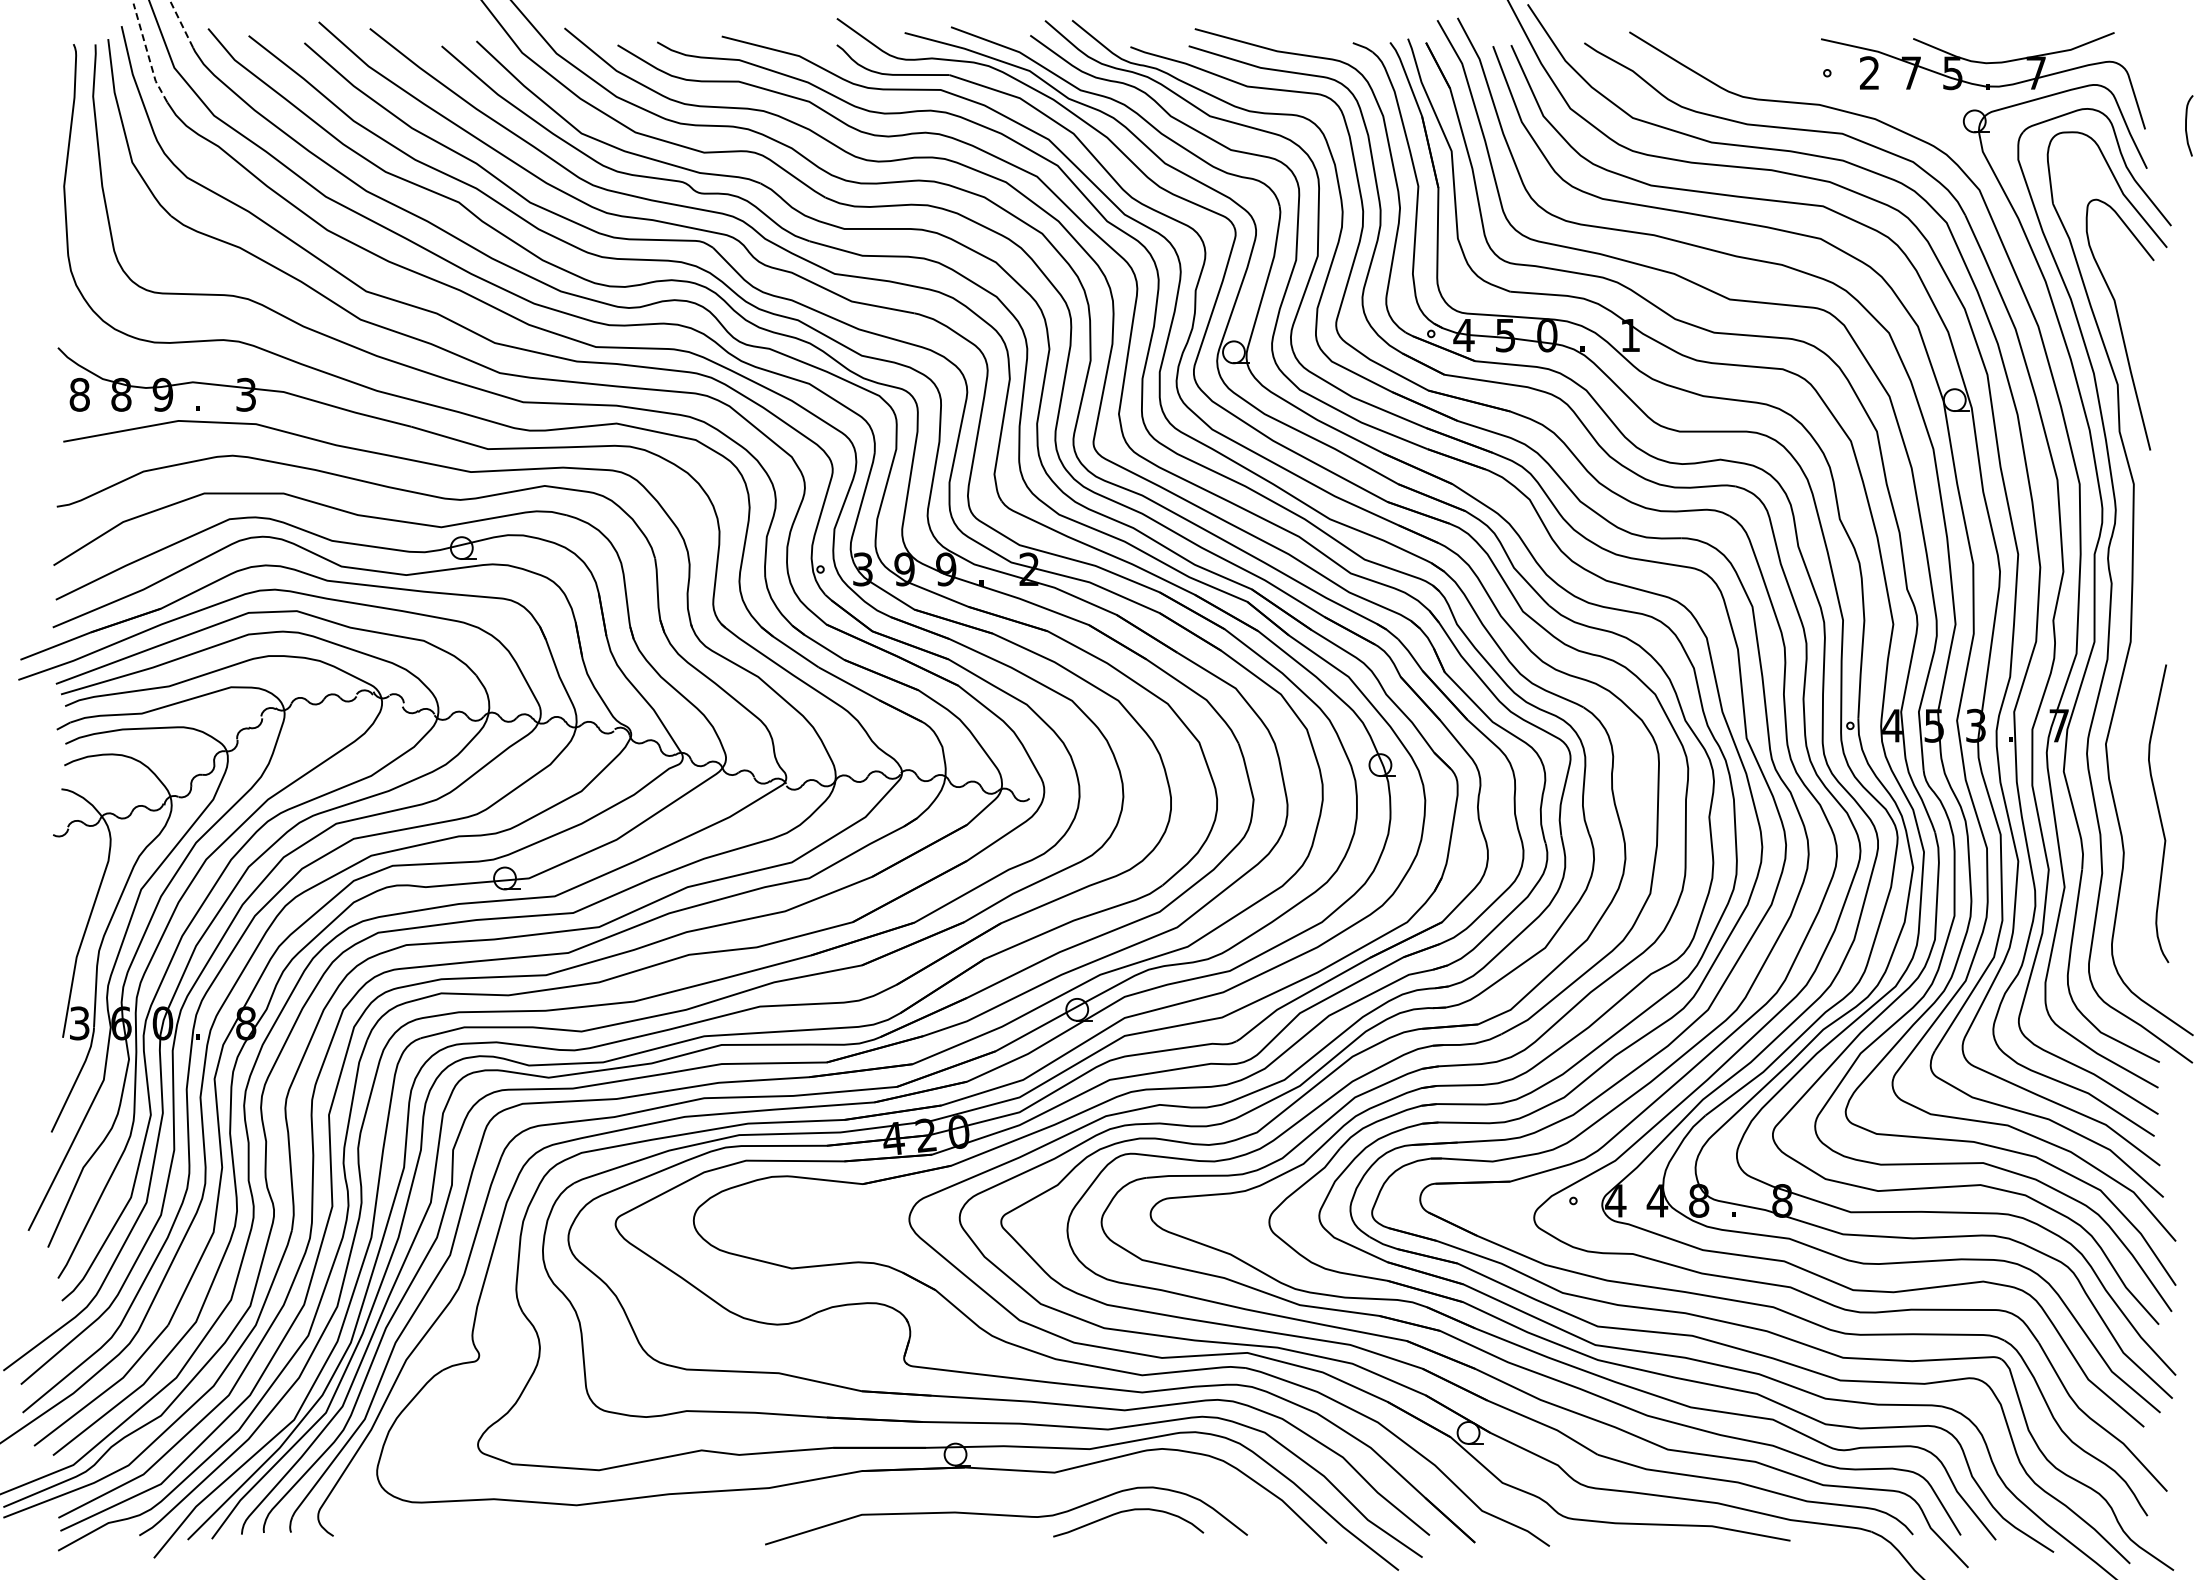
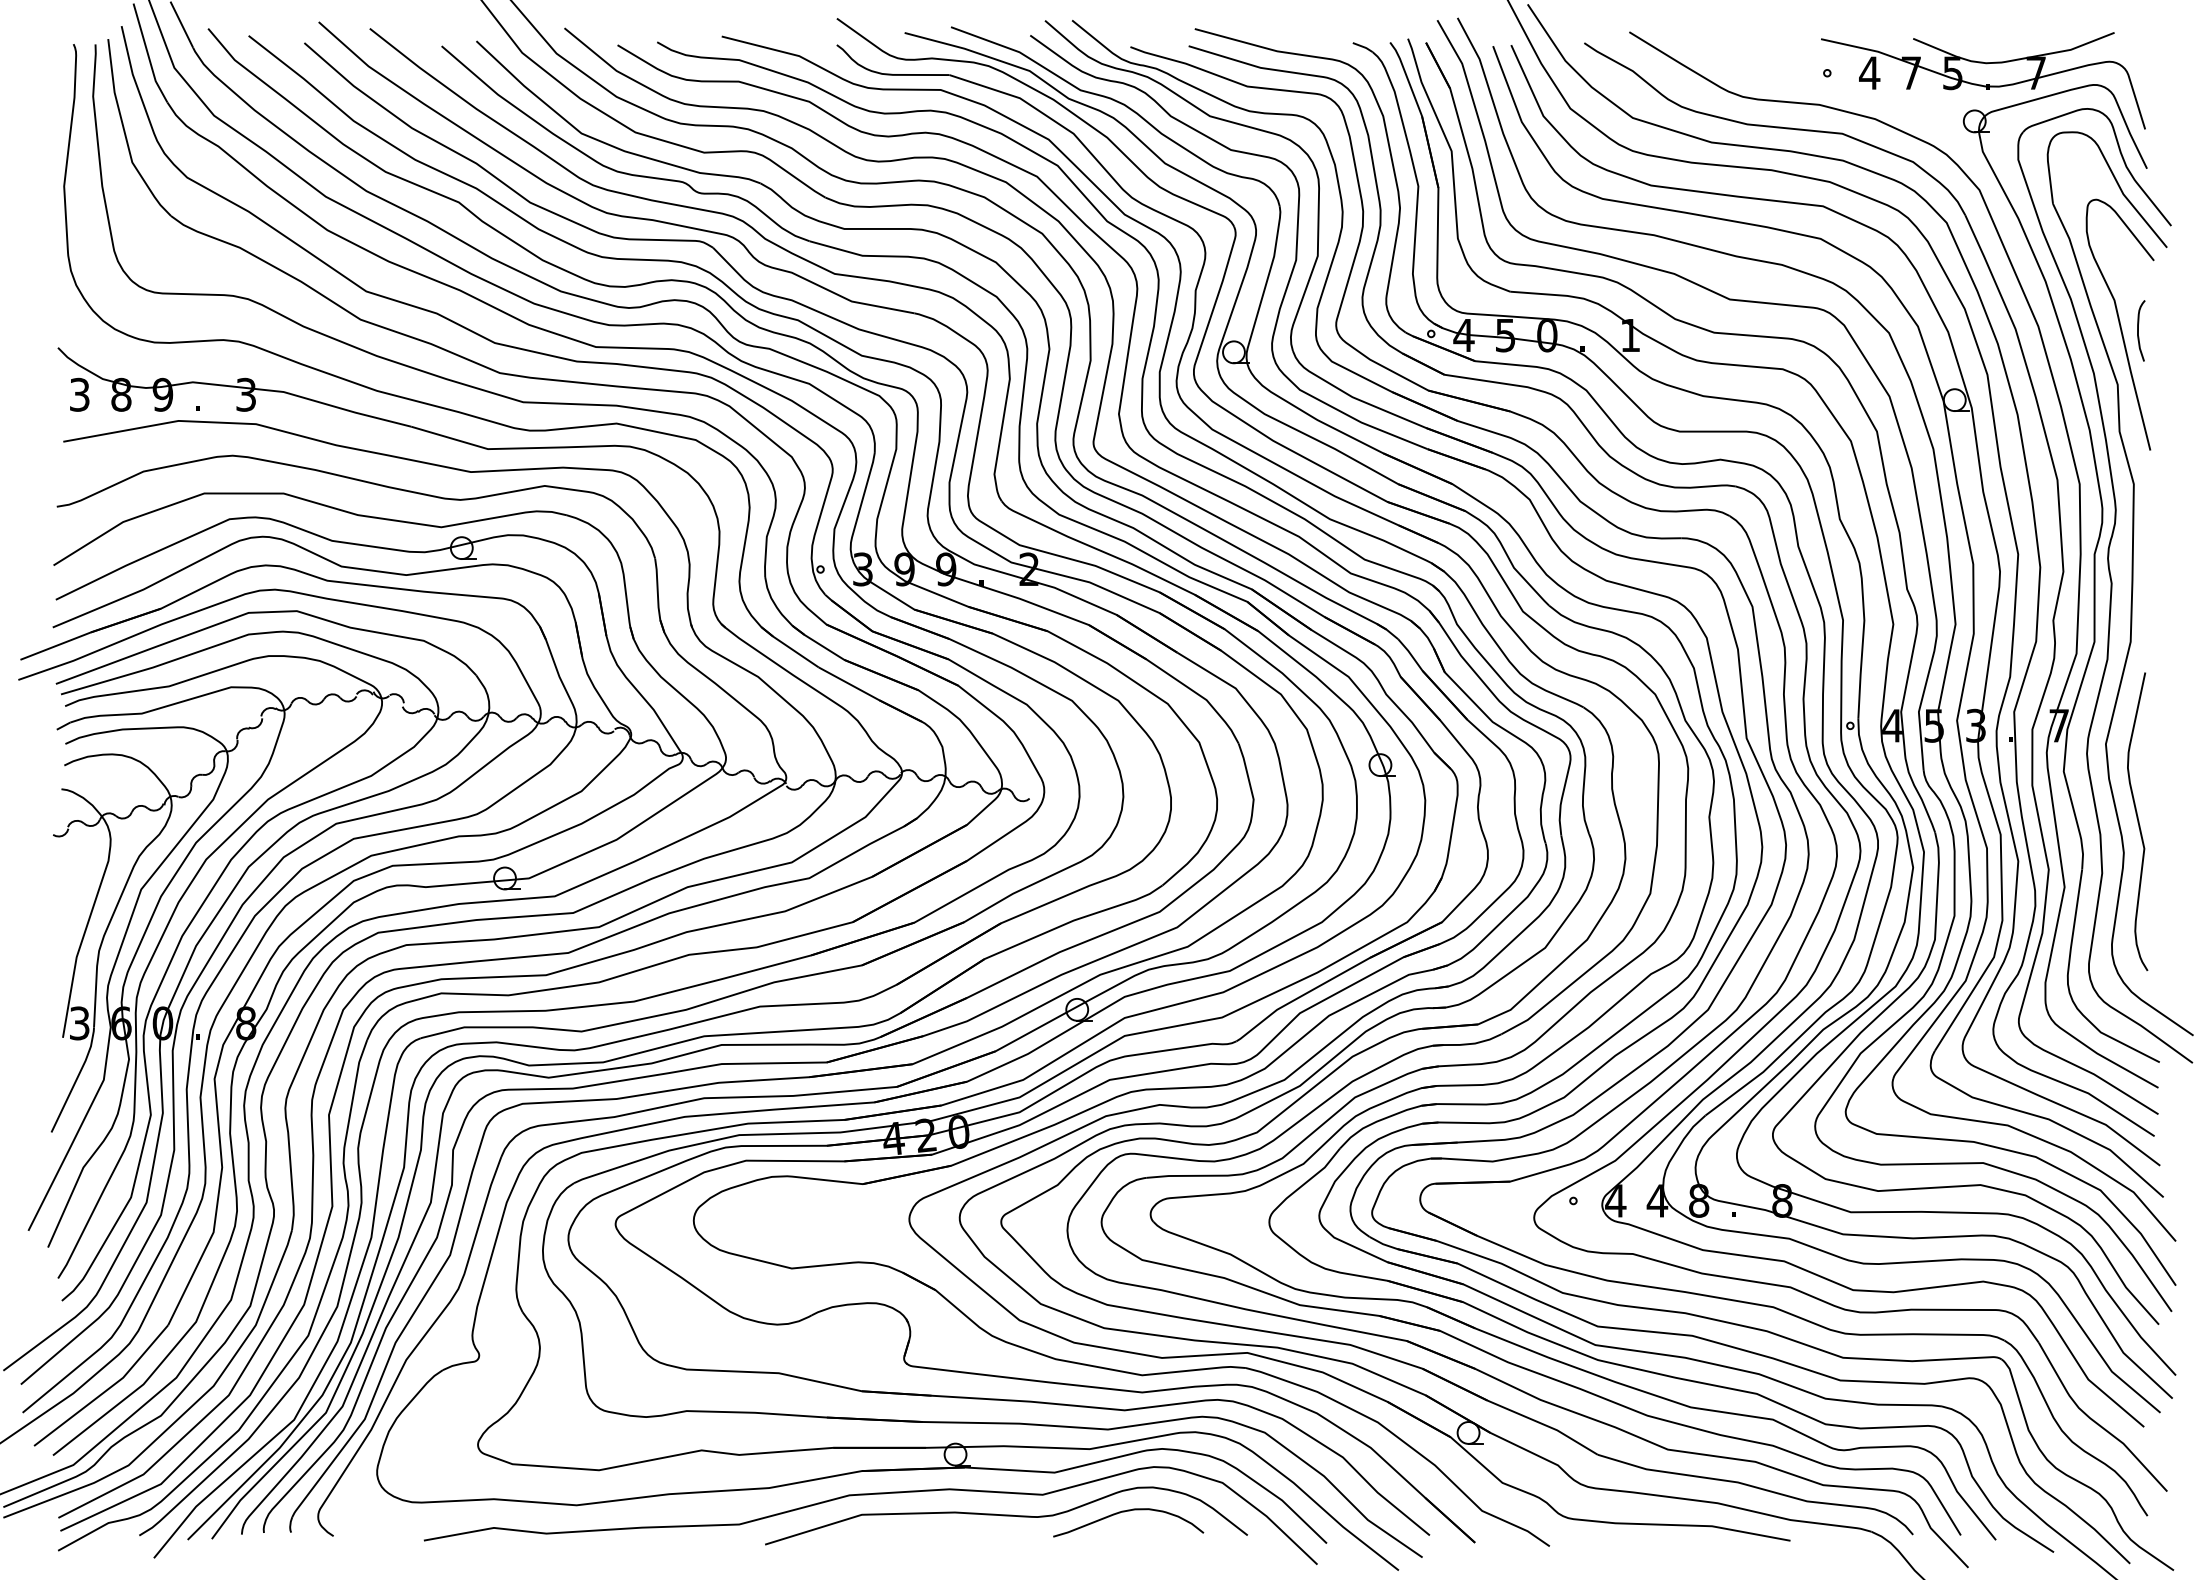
line: dashed -> solid (181, 24)
line: dashed -> solid (148, 54)
text: 2 -> 4 (1869, 72)
curve position: (2186, 125) -> (2138, 330) (2138, 330)
text: 8 -> 3 (79, 394)
curve position: (2158, 813) -> (2137, 821) (2137, 821)
curve: none -> present (868, 1495)
